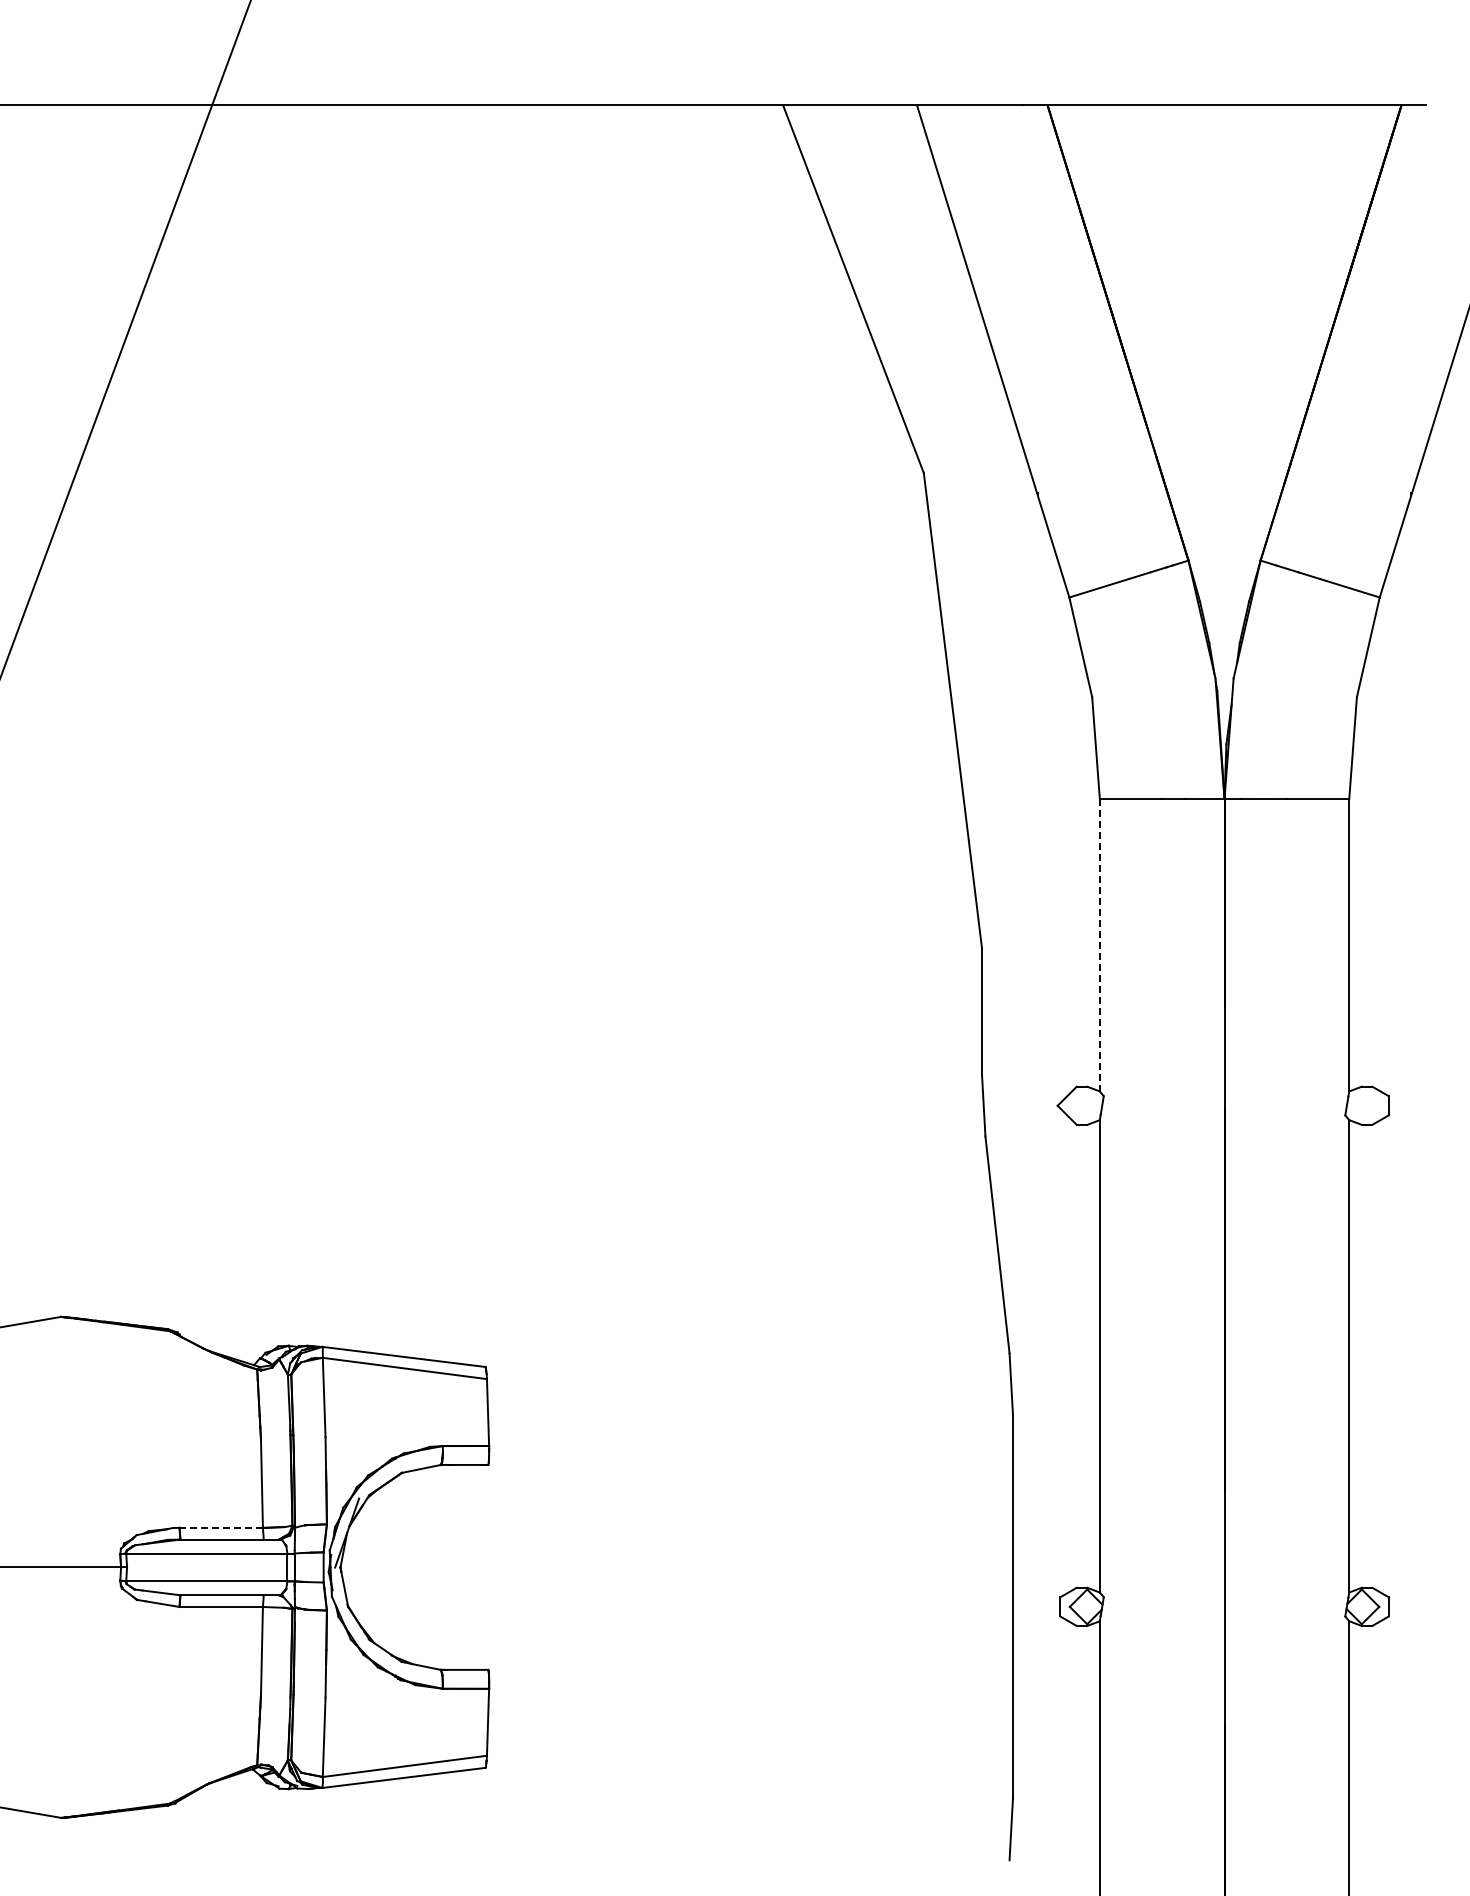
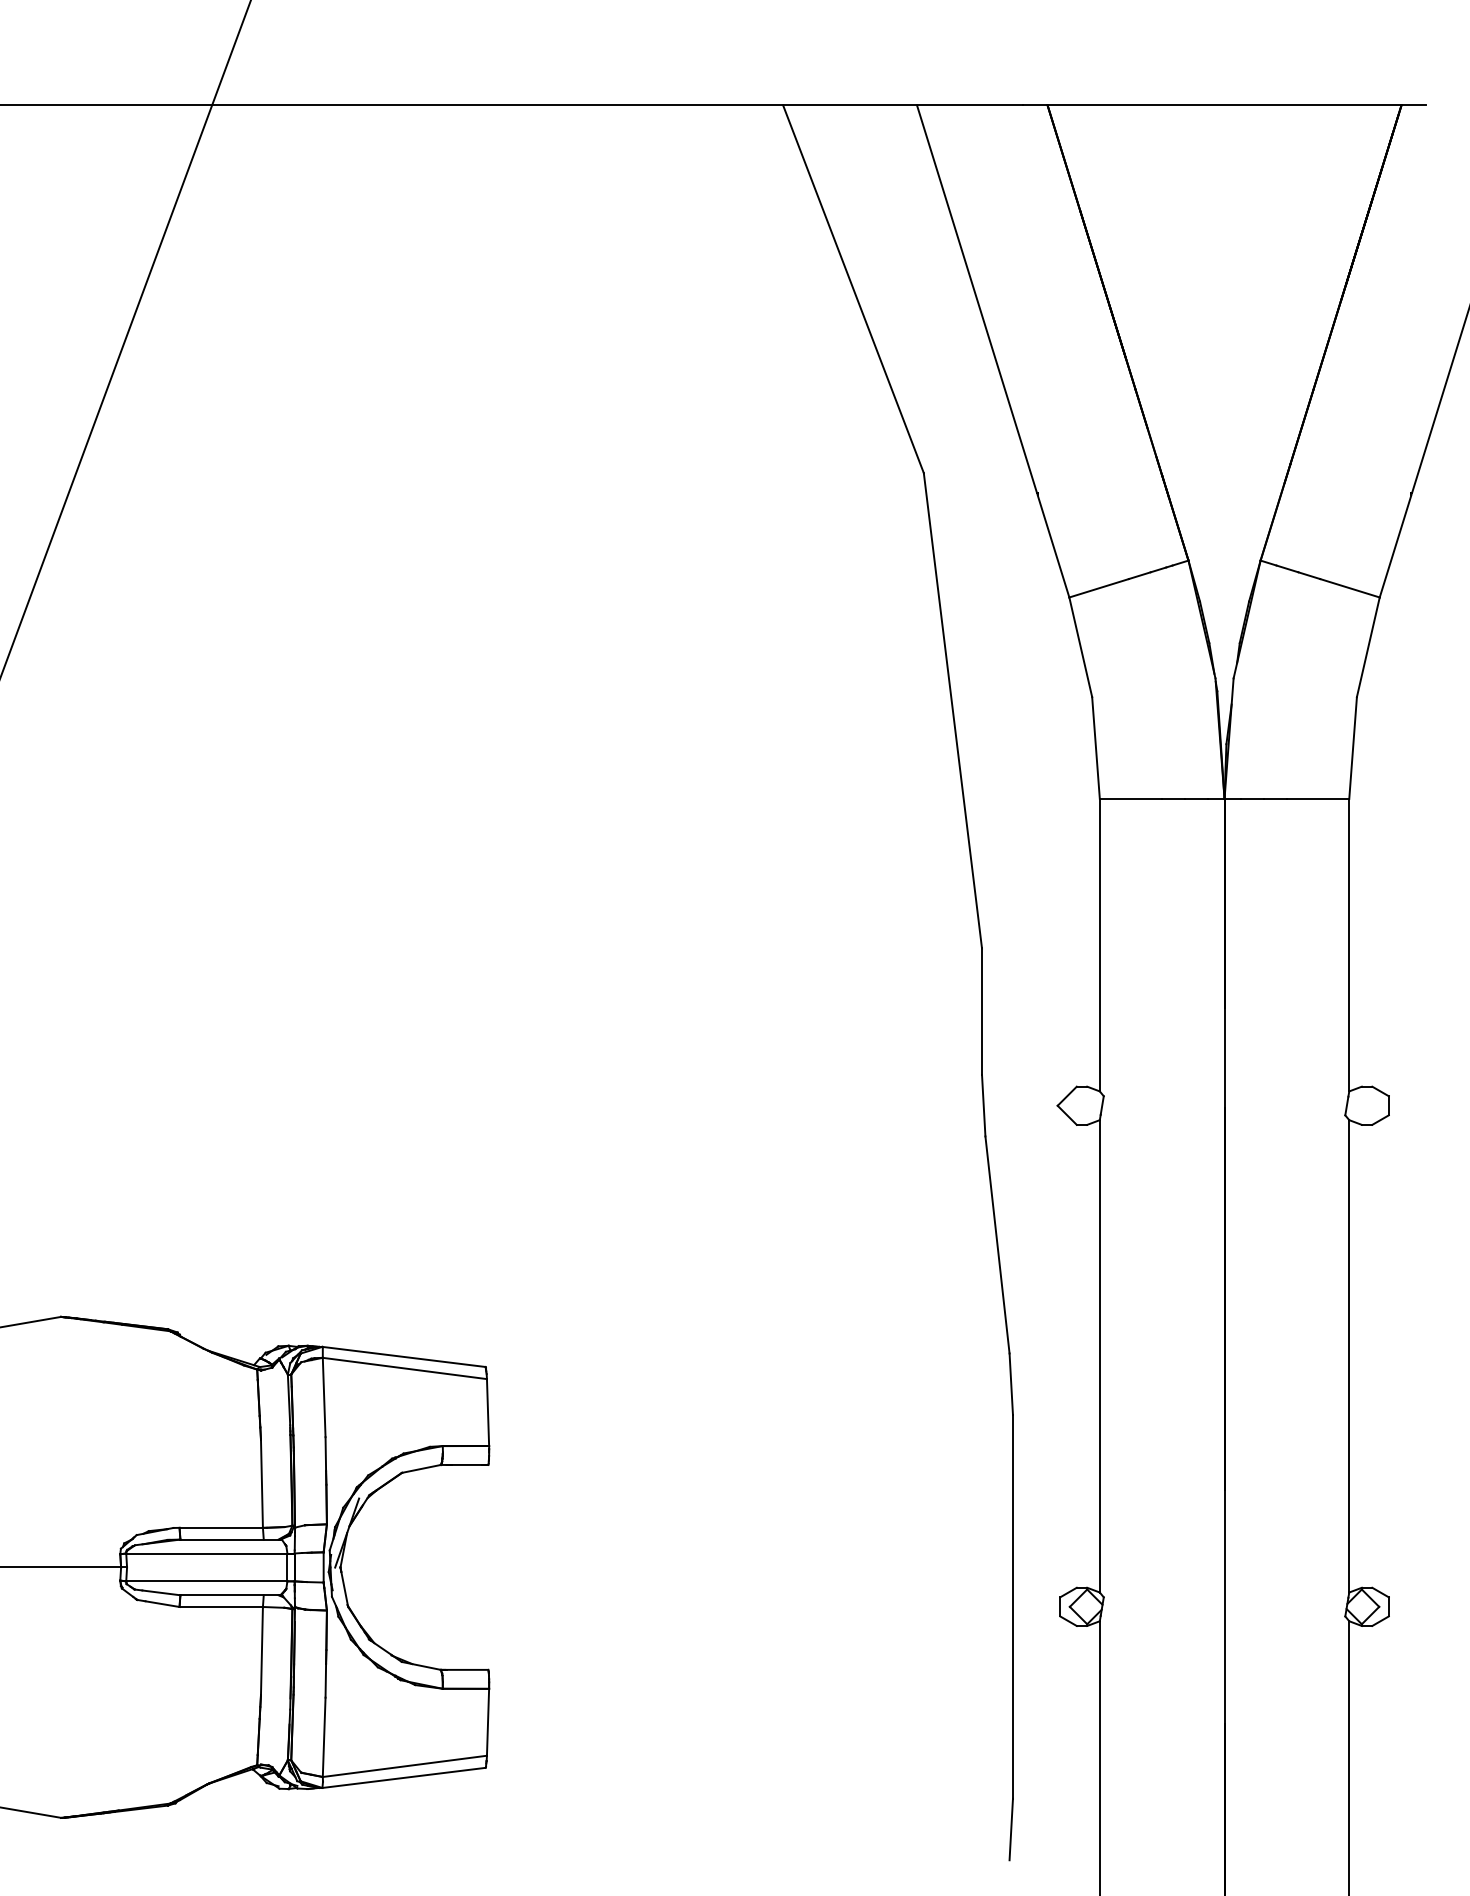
line: dashed -> solid (1099, 945)
line: dashed -> solid (221, 1527)
